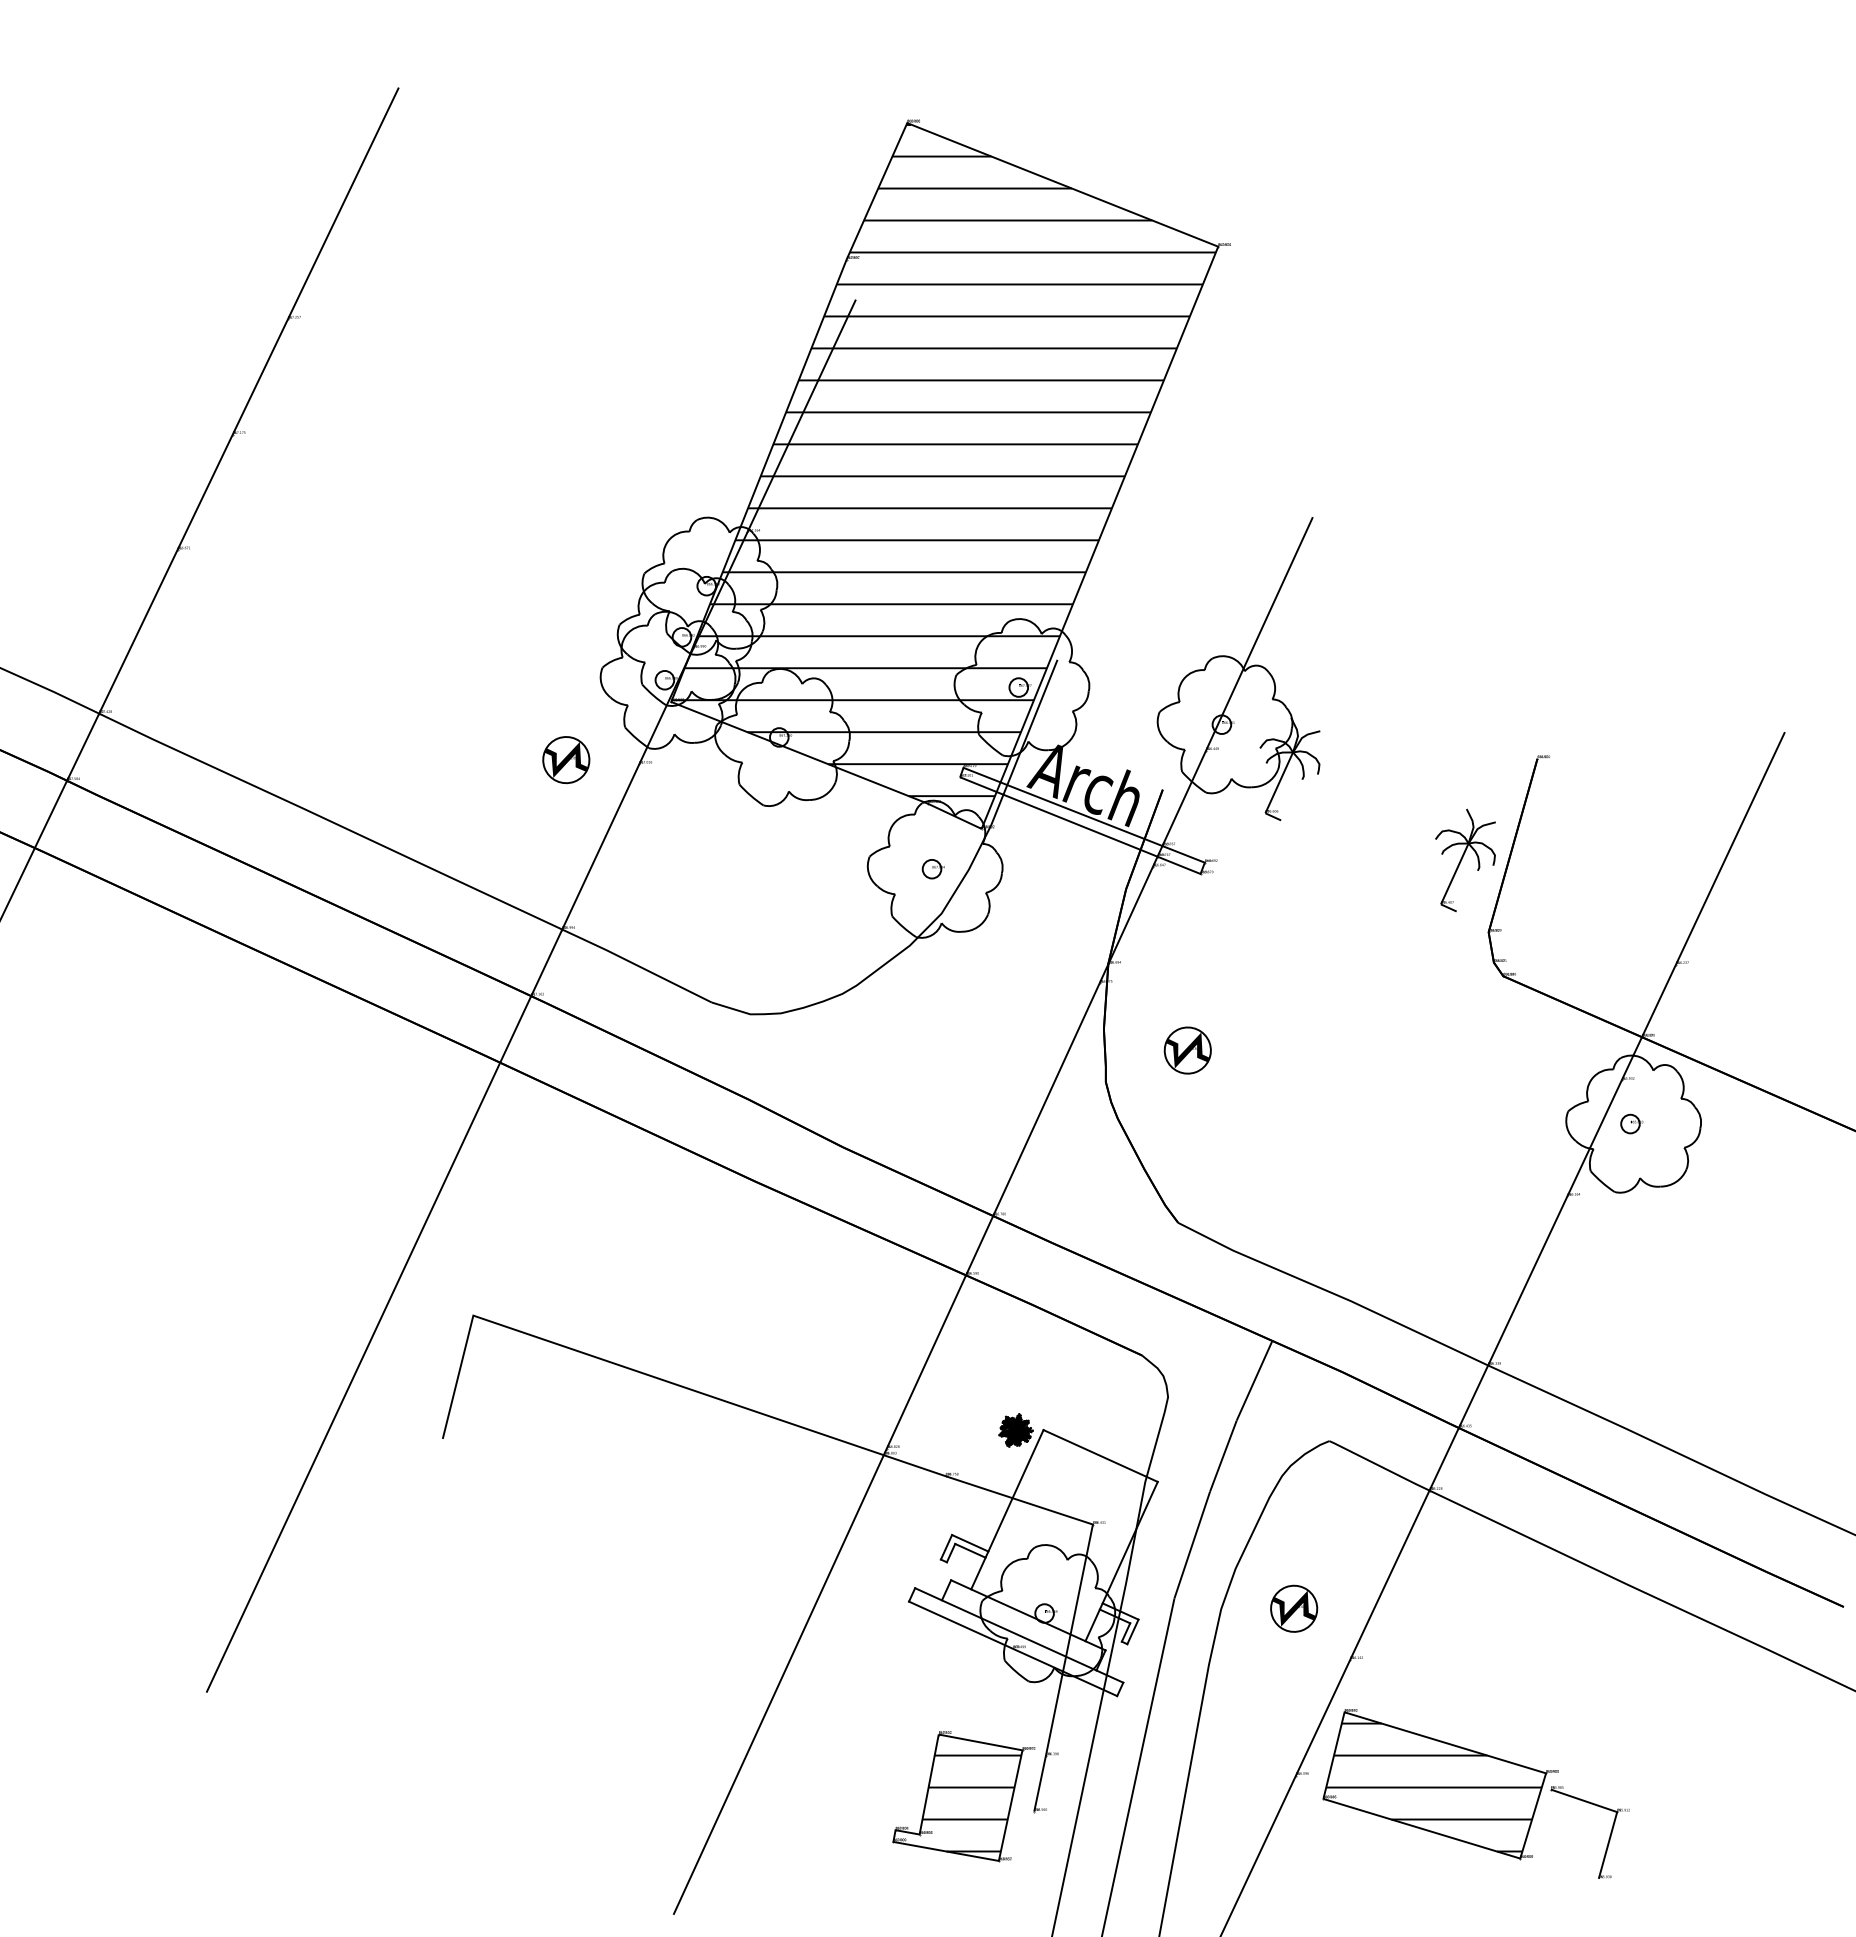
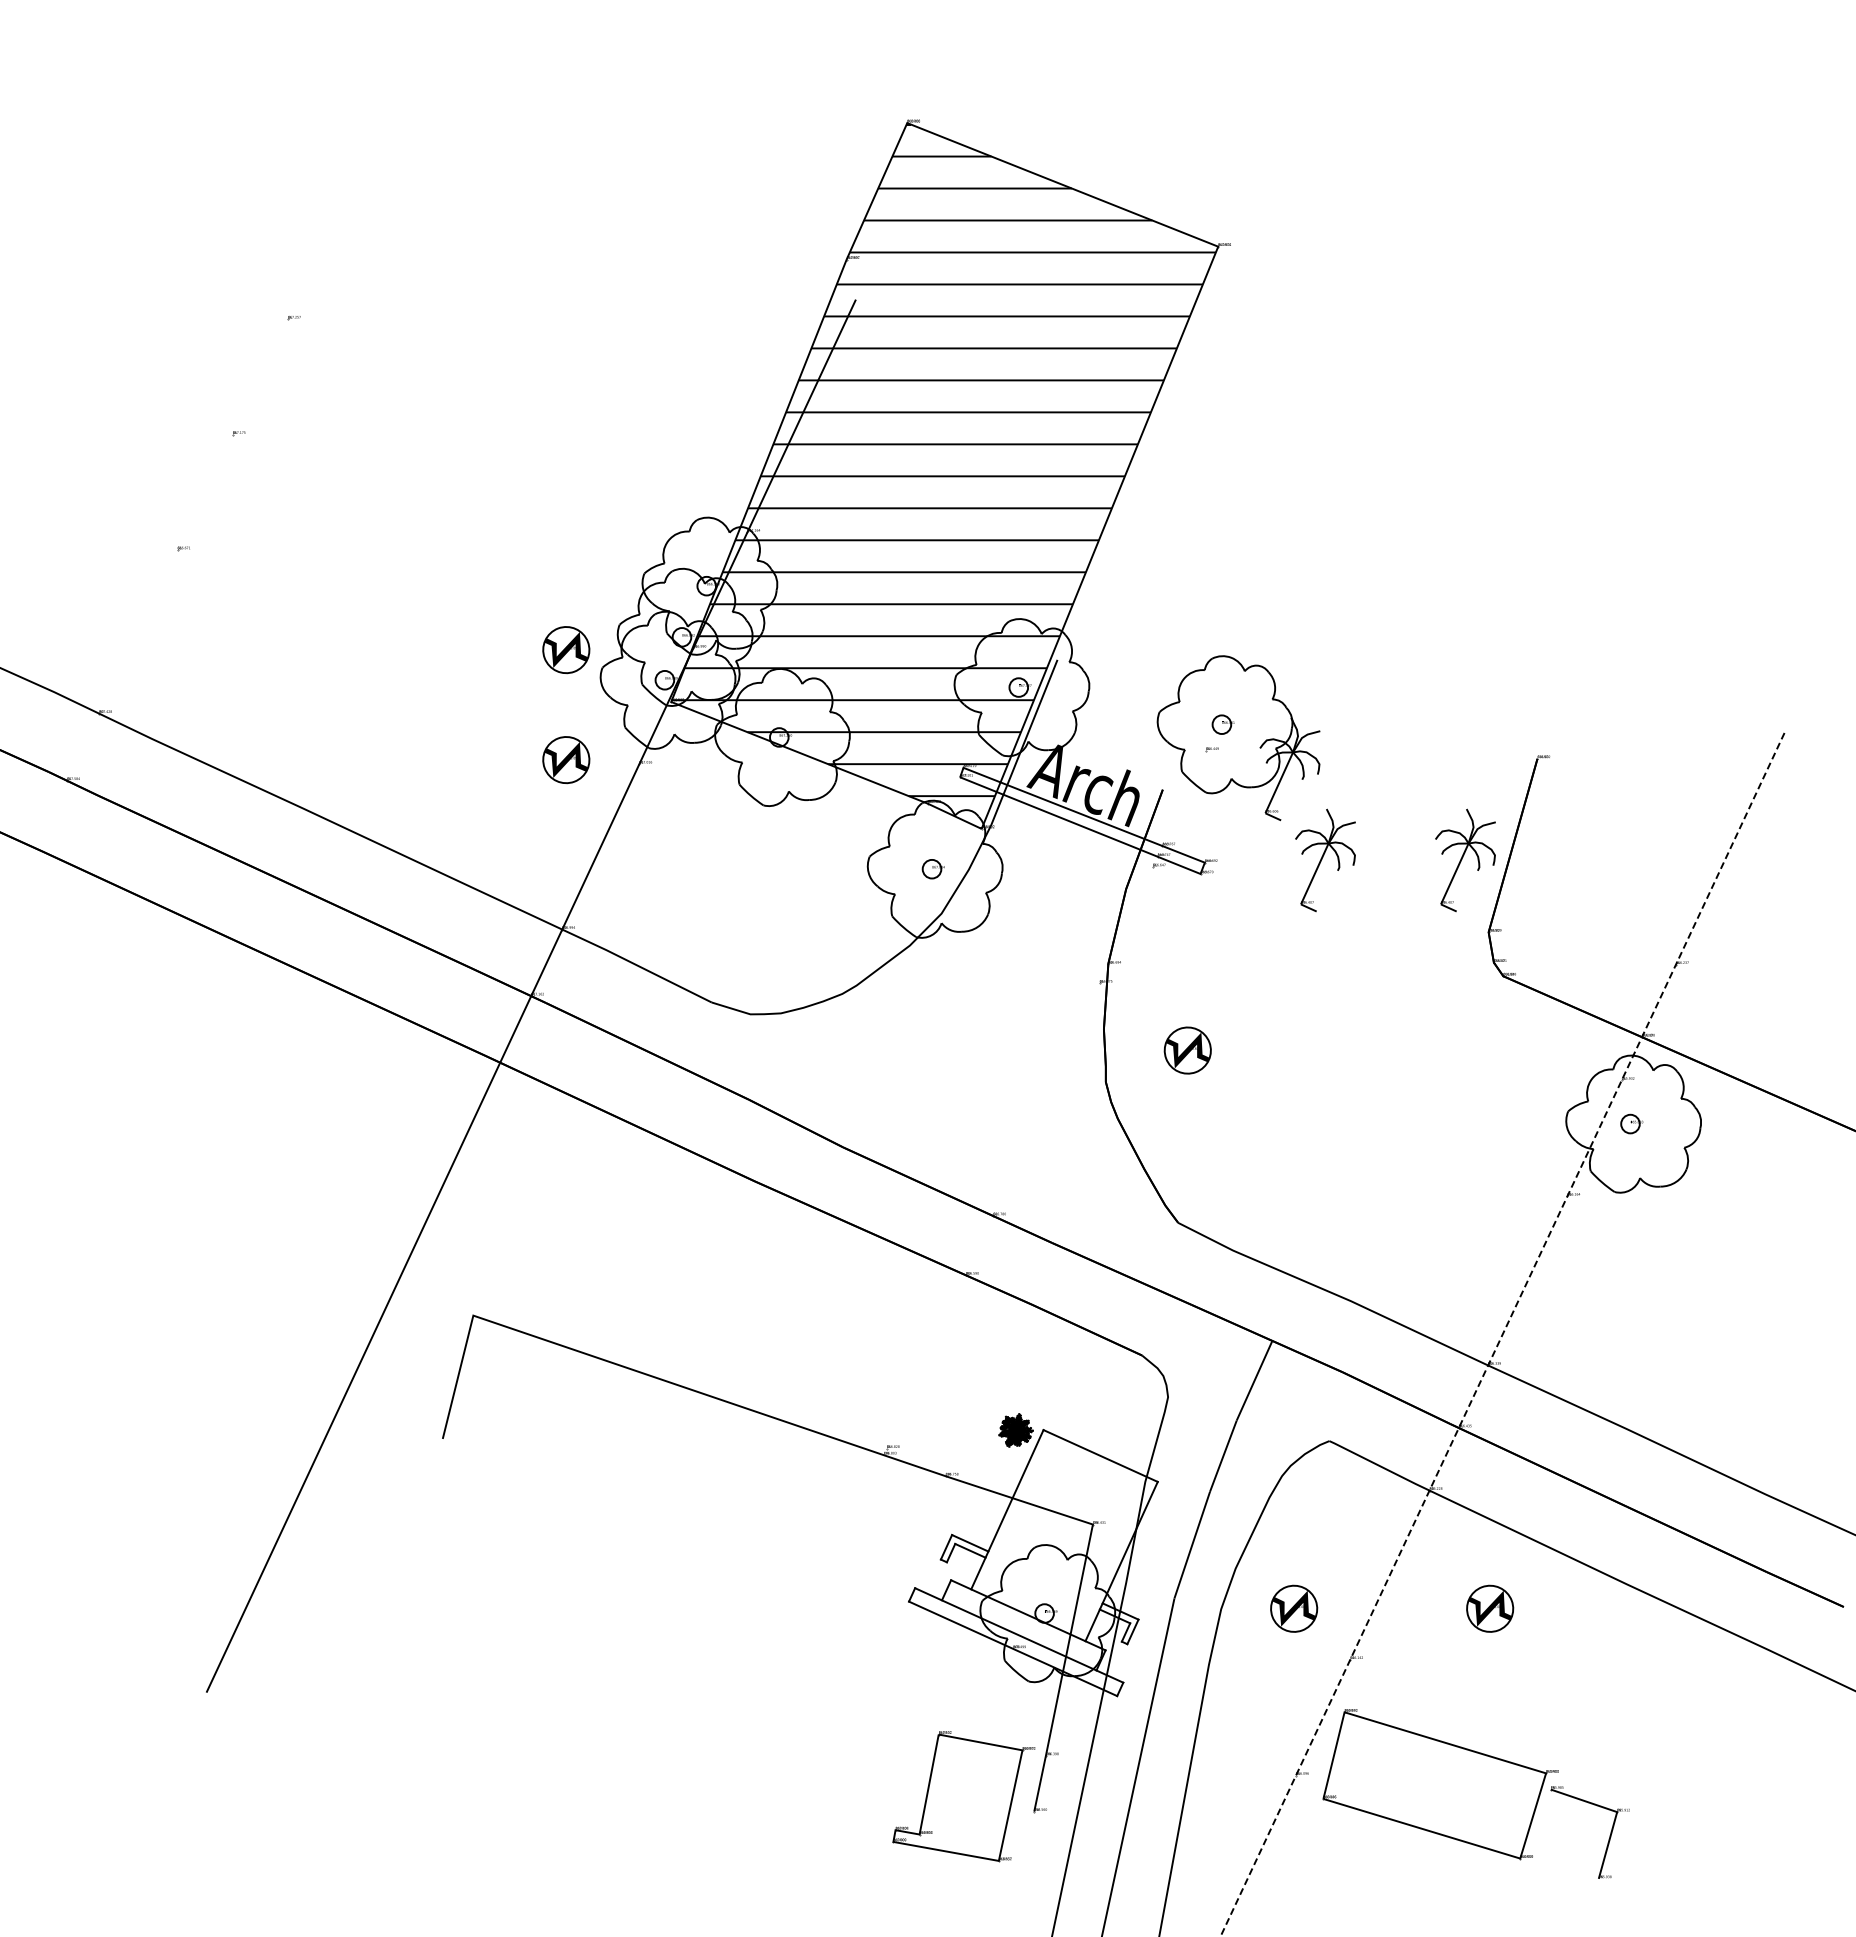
line: present -> none (200, 502)
part: none -> present (566, 650)
part: none -> present (1325, 860)
line: present -> none (992, 1215)
line: solid -> dashed (1502, 1334)
part: none -> present (1490, 1608)
hatch: present -> none (1433, 1787)
hatch: present -> none (971, 1803)
